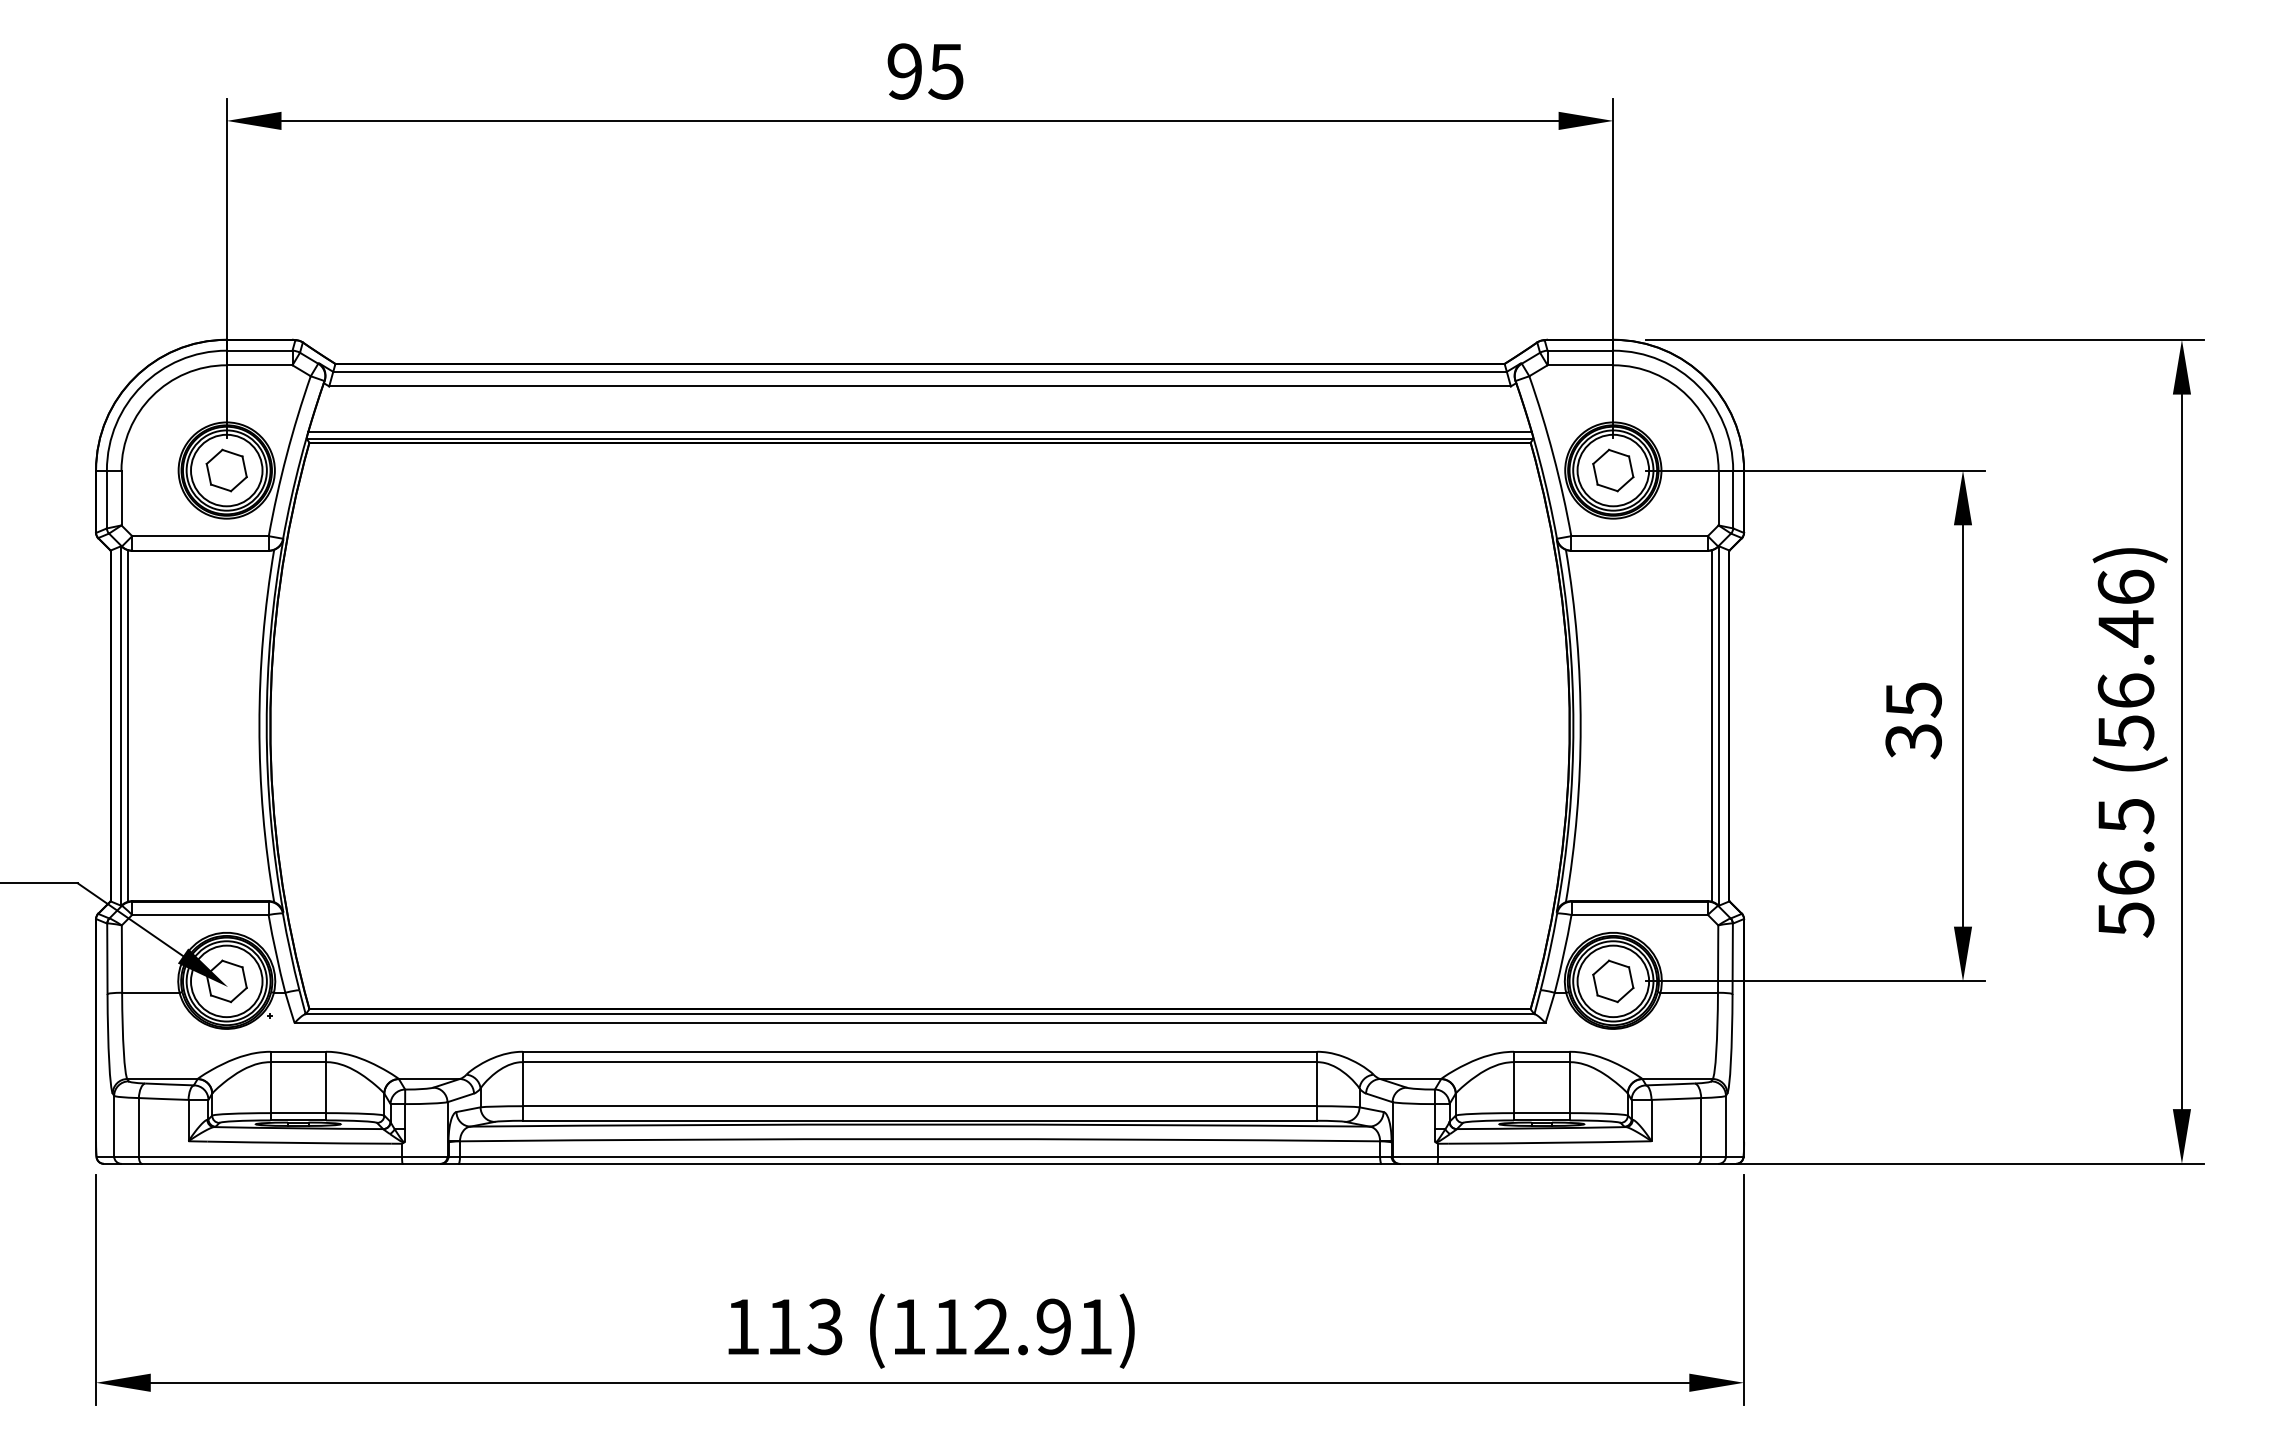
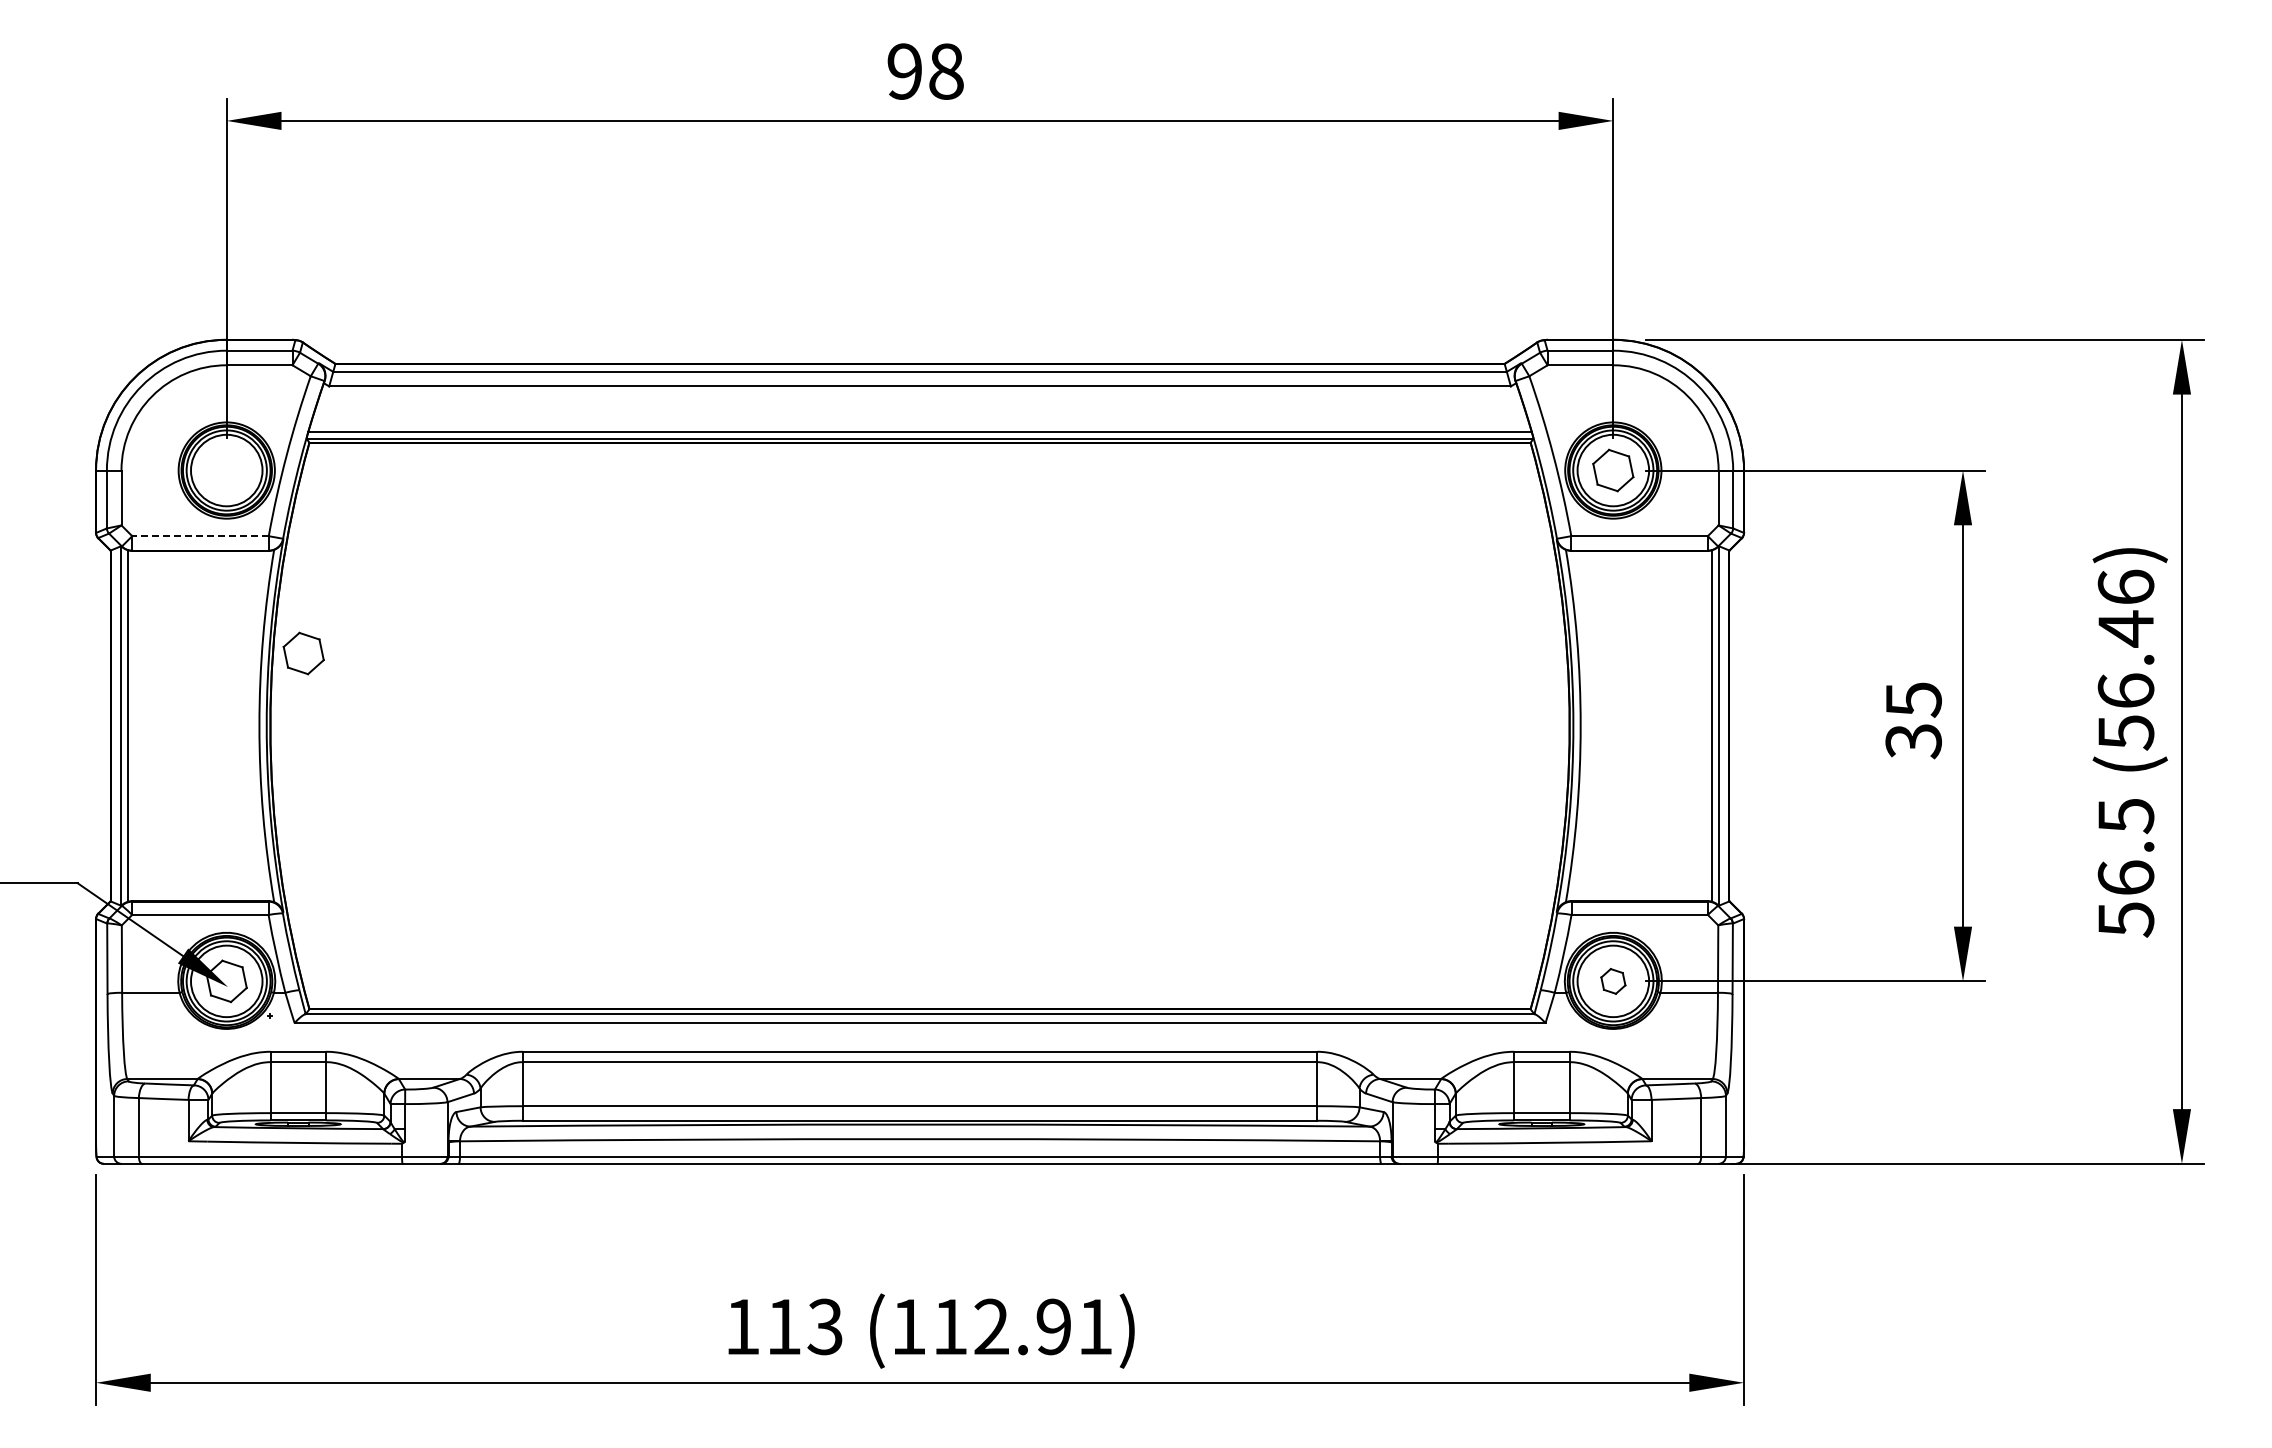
text: 95 -> 98 (945, 71)
part position: (226, 470) -> (303, 653) (303, 653)
line: solid -> dashed (200, 536)
part size: 43x45 px -> 27x27 px (1613, 981)
